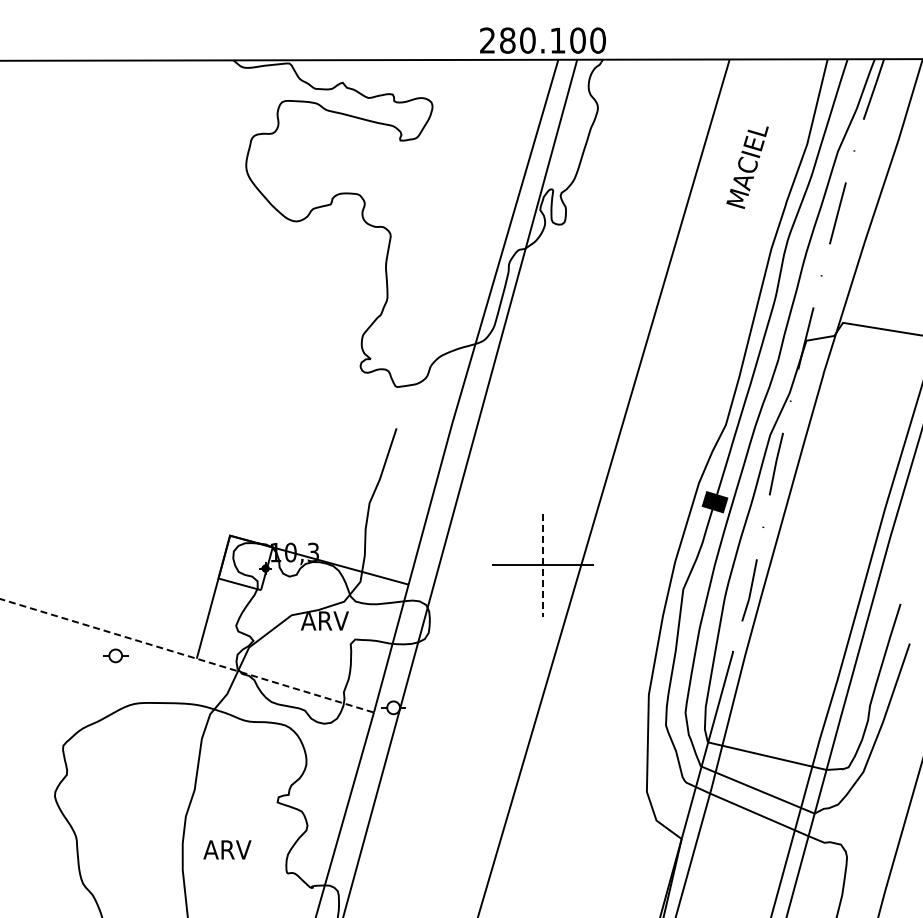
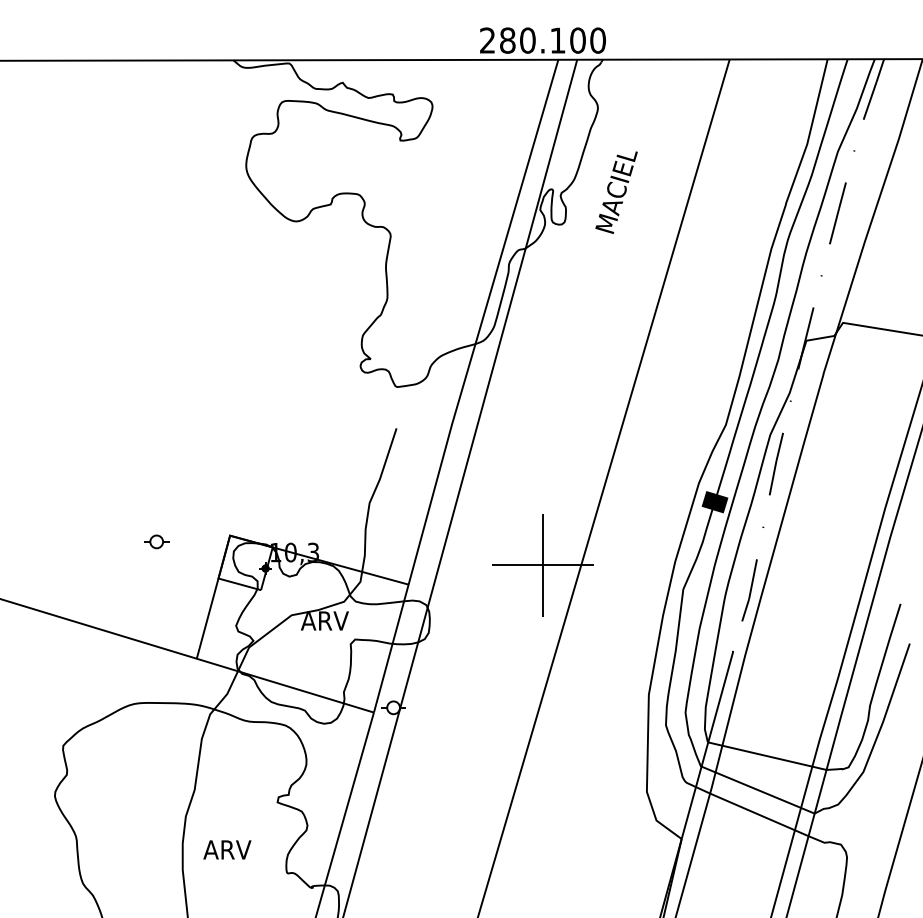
text position: (747, 167) -> (616, 192) (616, 192)
line: dashed -> solid (542, 565)
part position: (115, 655) -> (156, 541) (156, 541)
line: dashed -> solid (187, 655)
